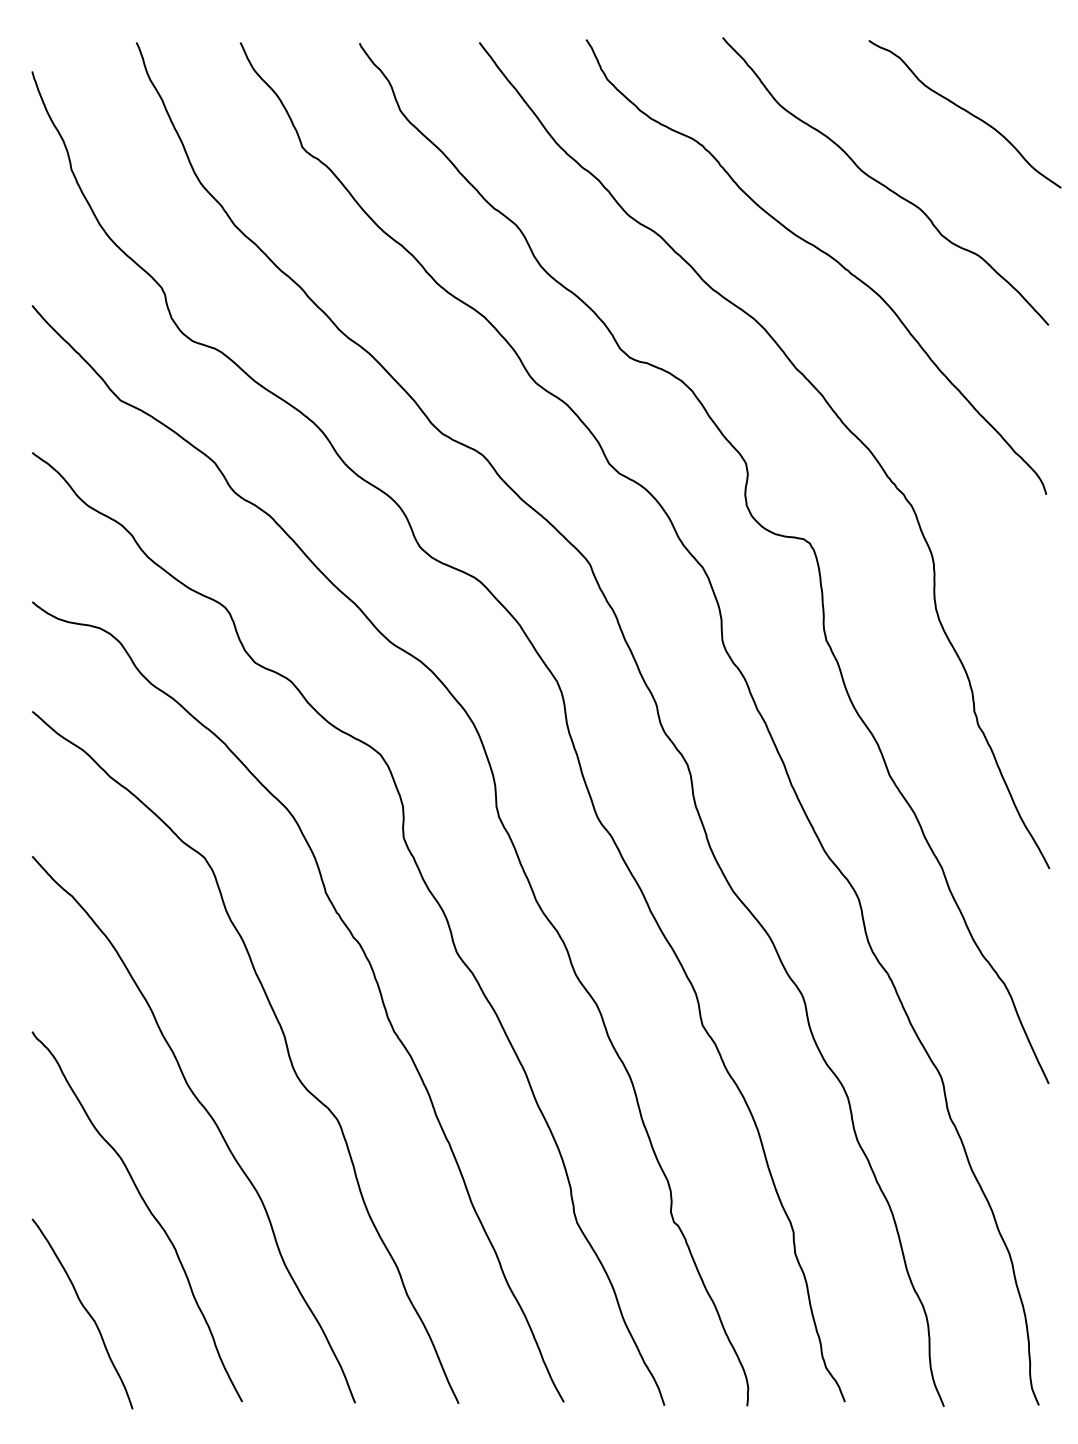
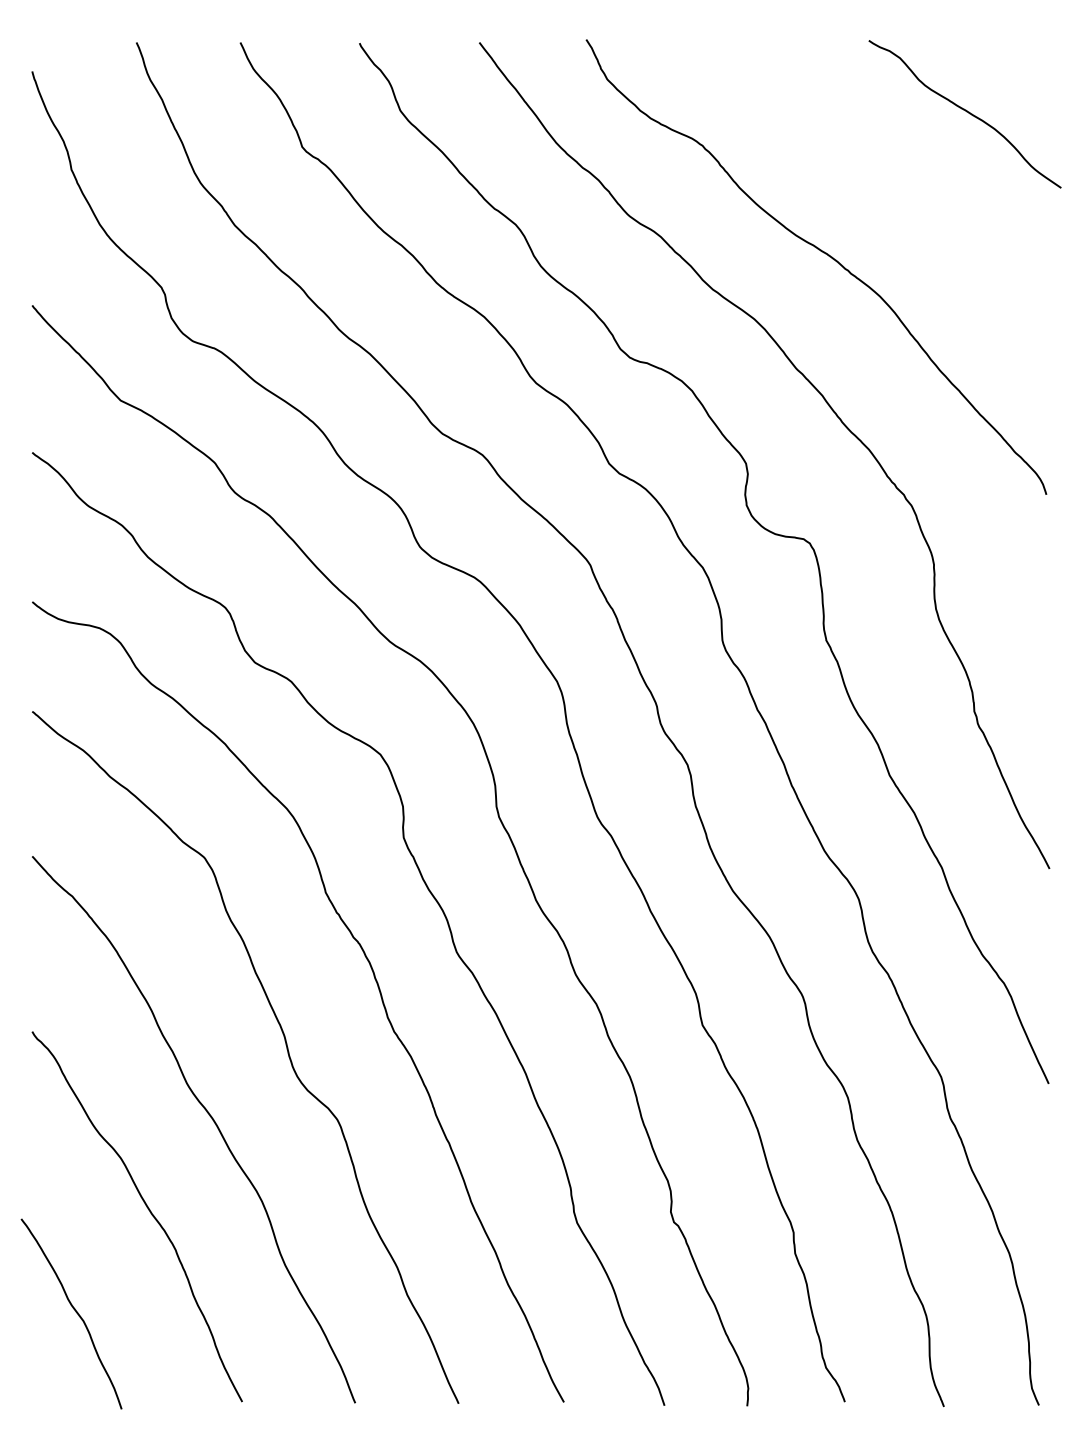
curve: present -> none (884, 184)
curve position: (86, 1312) -> (75, 1312) (75, 1312)
